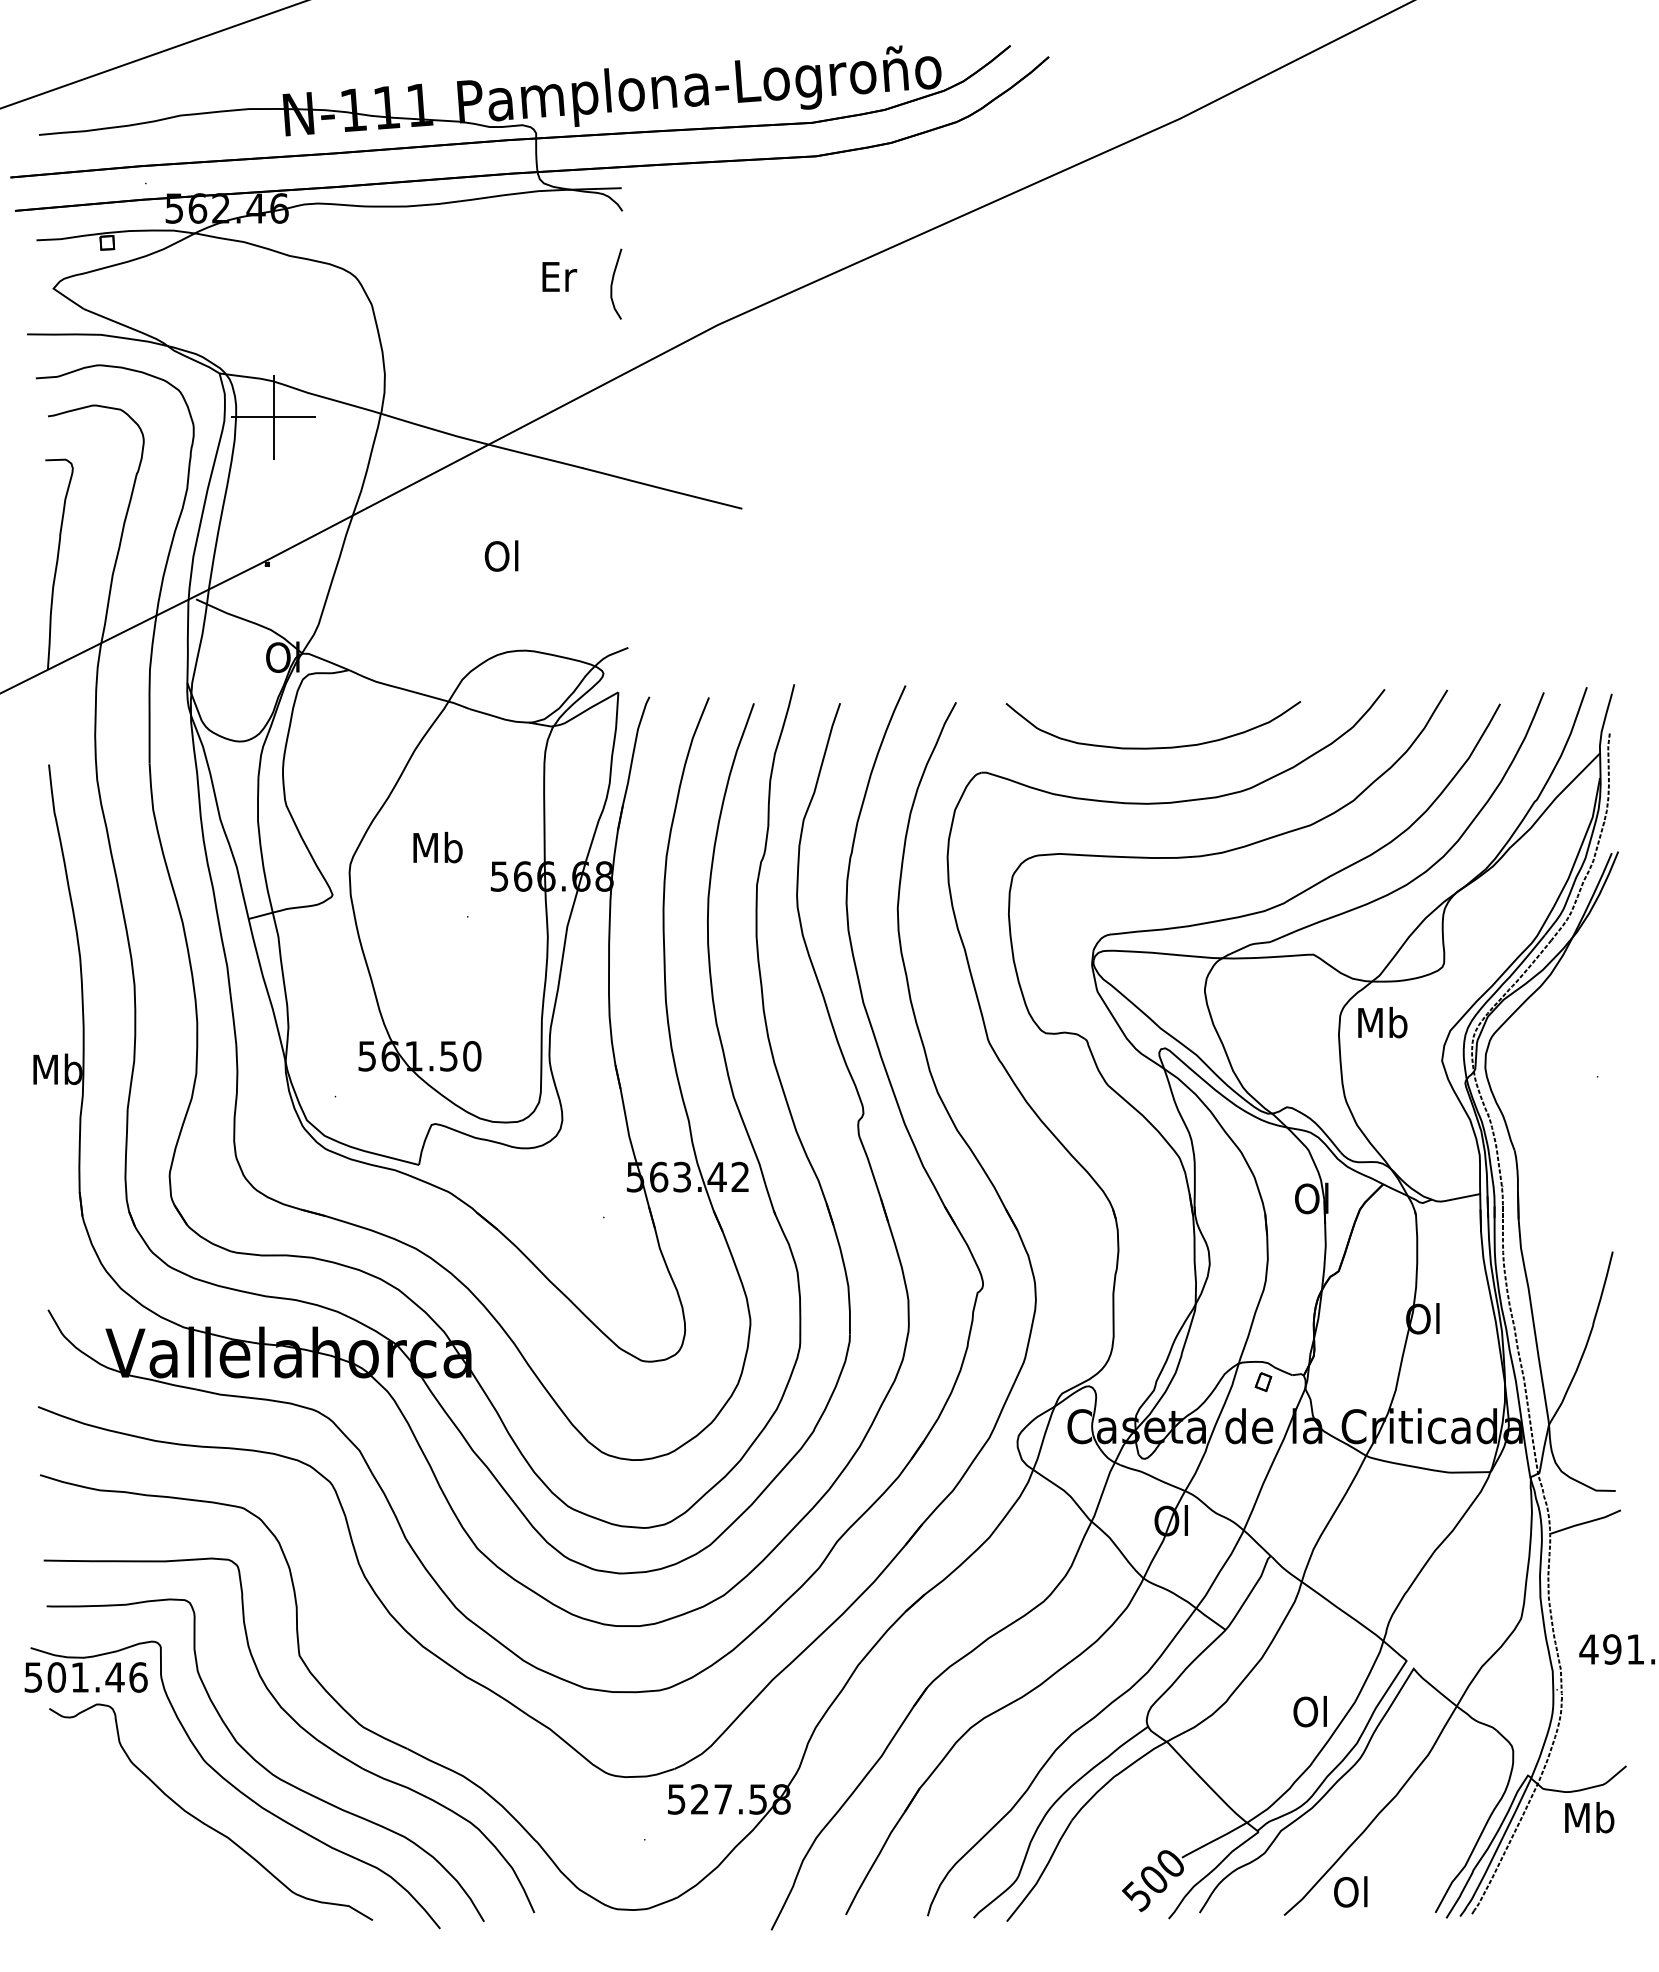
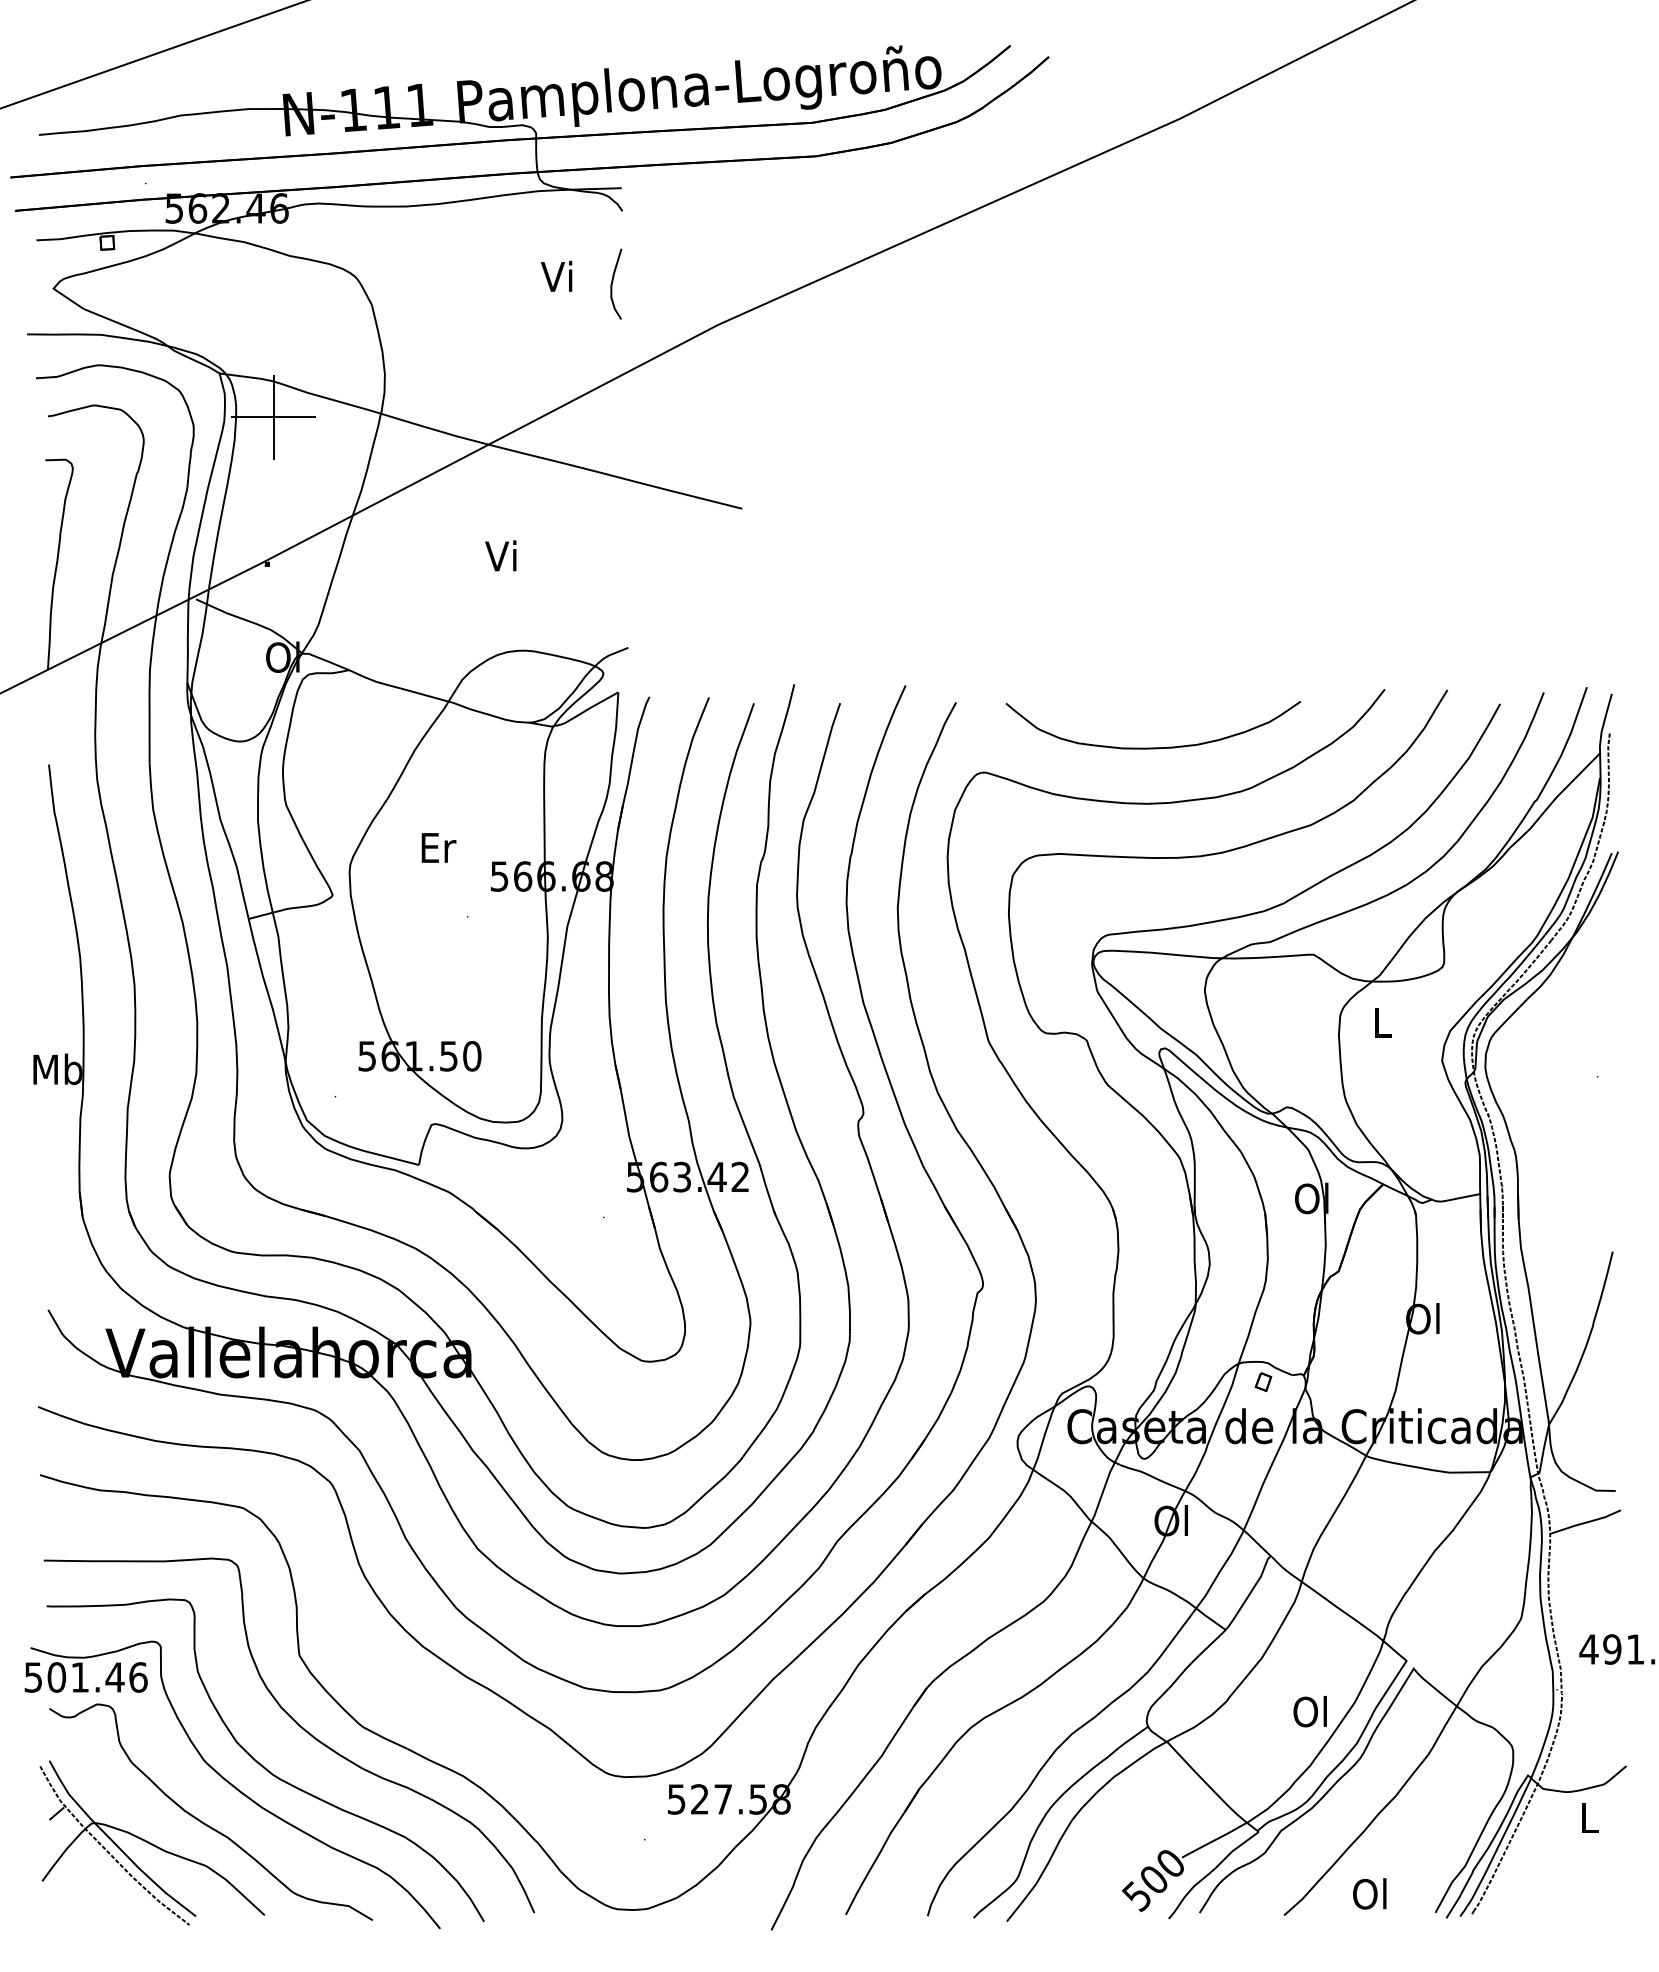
text: Er -> Vi (558, 275)
text: Ol -> Vi (501, 555)
text: Mb -> Er (437, 847)
text: Mb -> L (1382, 1022)
text: Mb -> L (1589, 1817)
part: none -> present (152, 1842)
text position: (1350, 1891) -> (1369, 1893) (1369, 1893)
